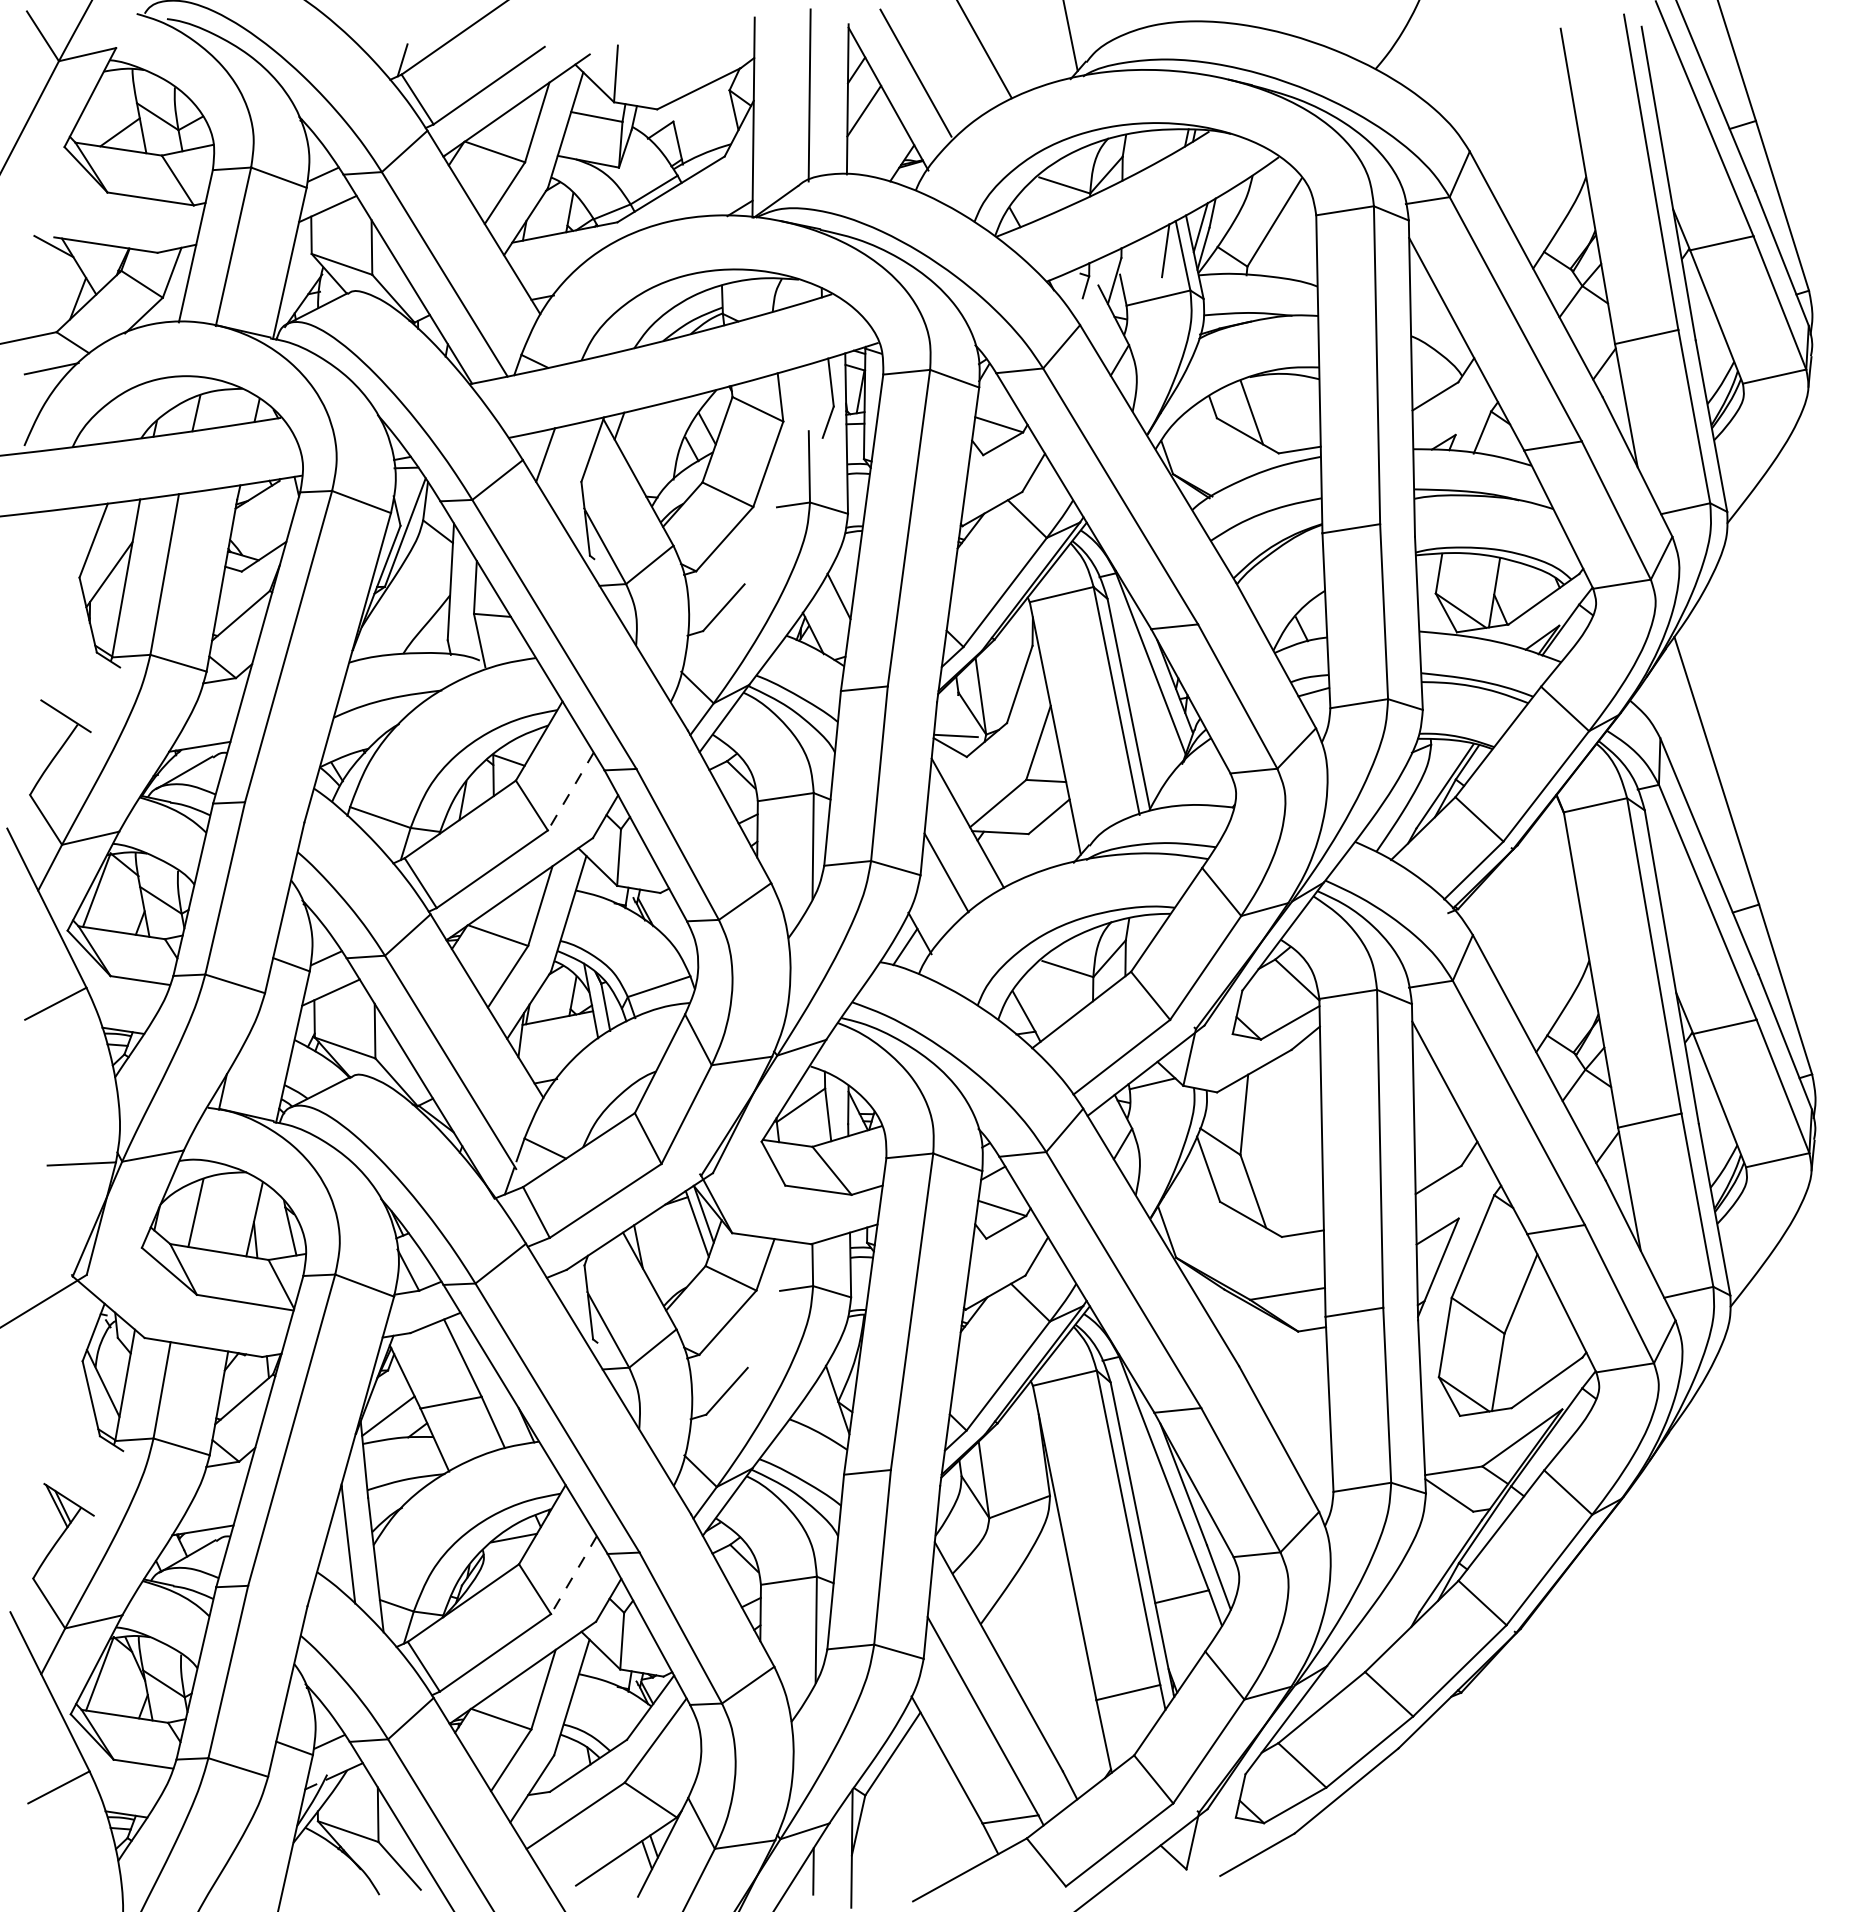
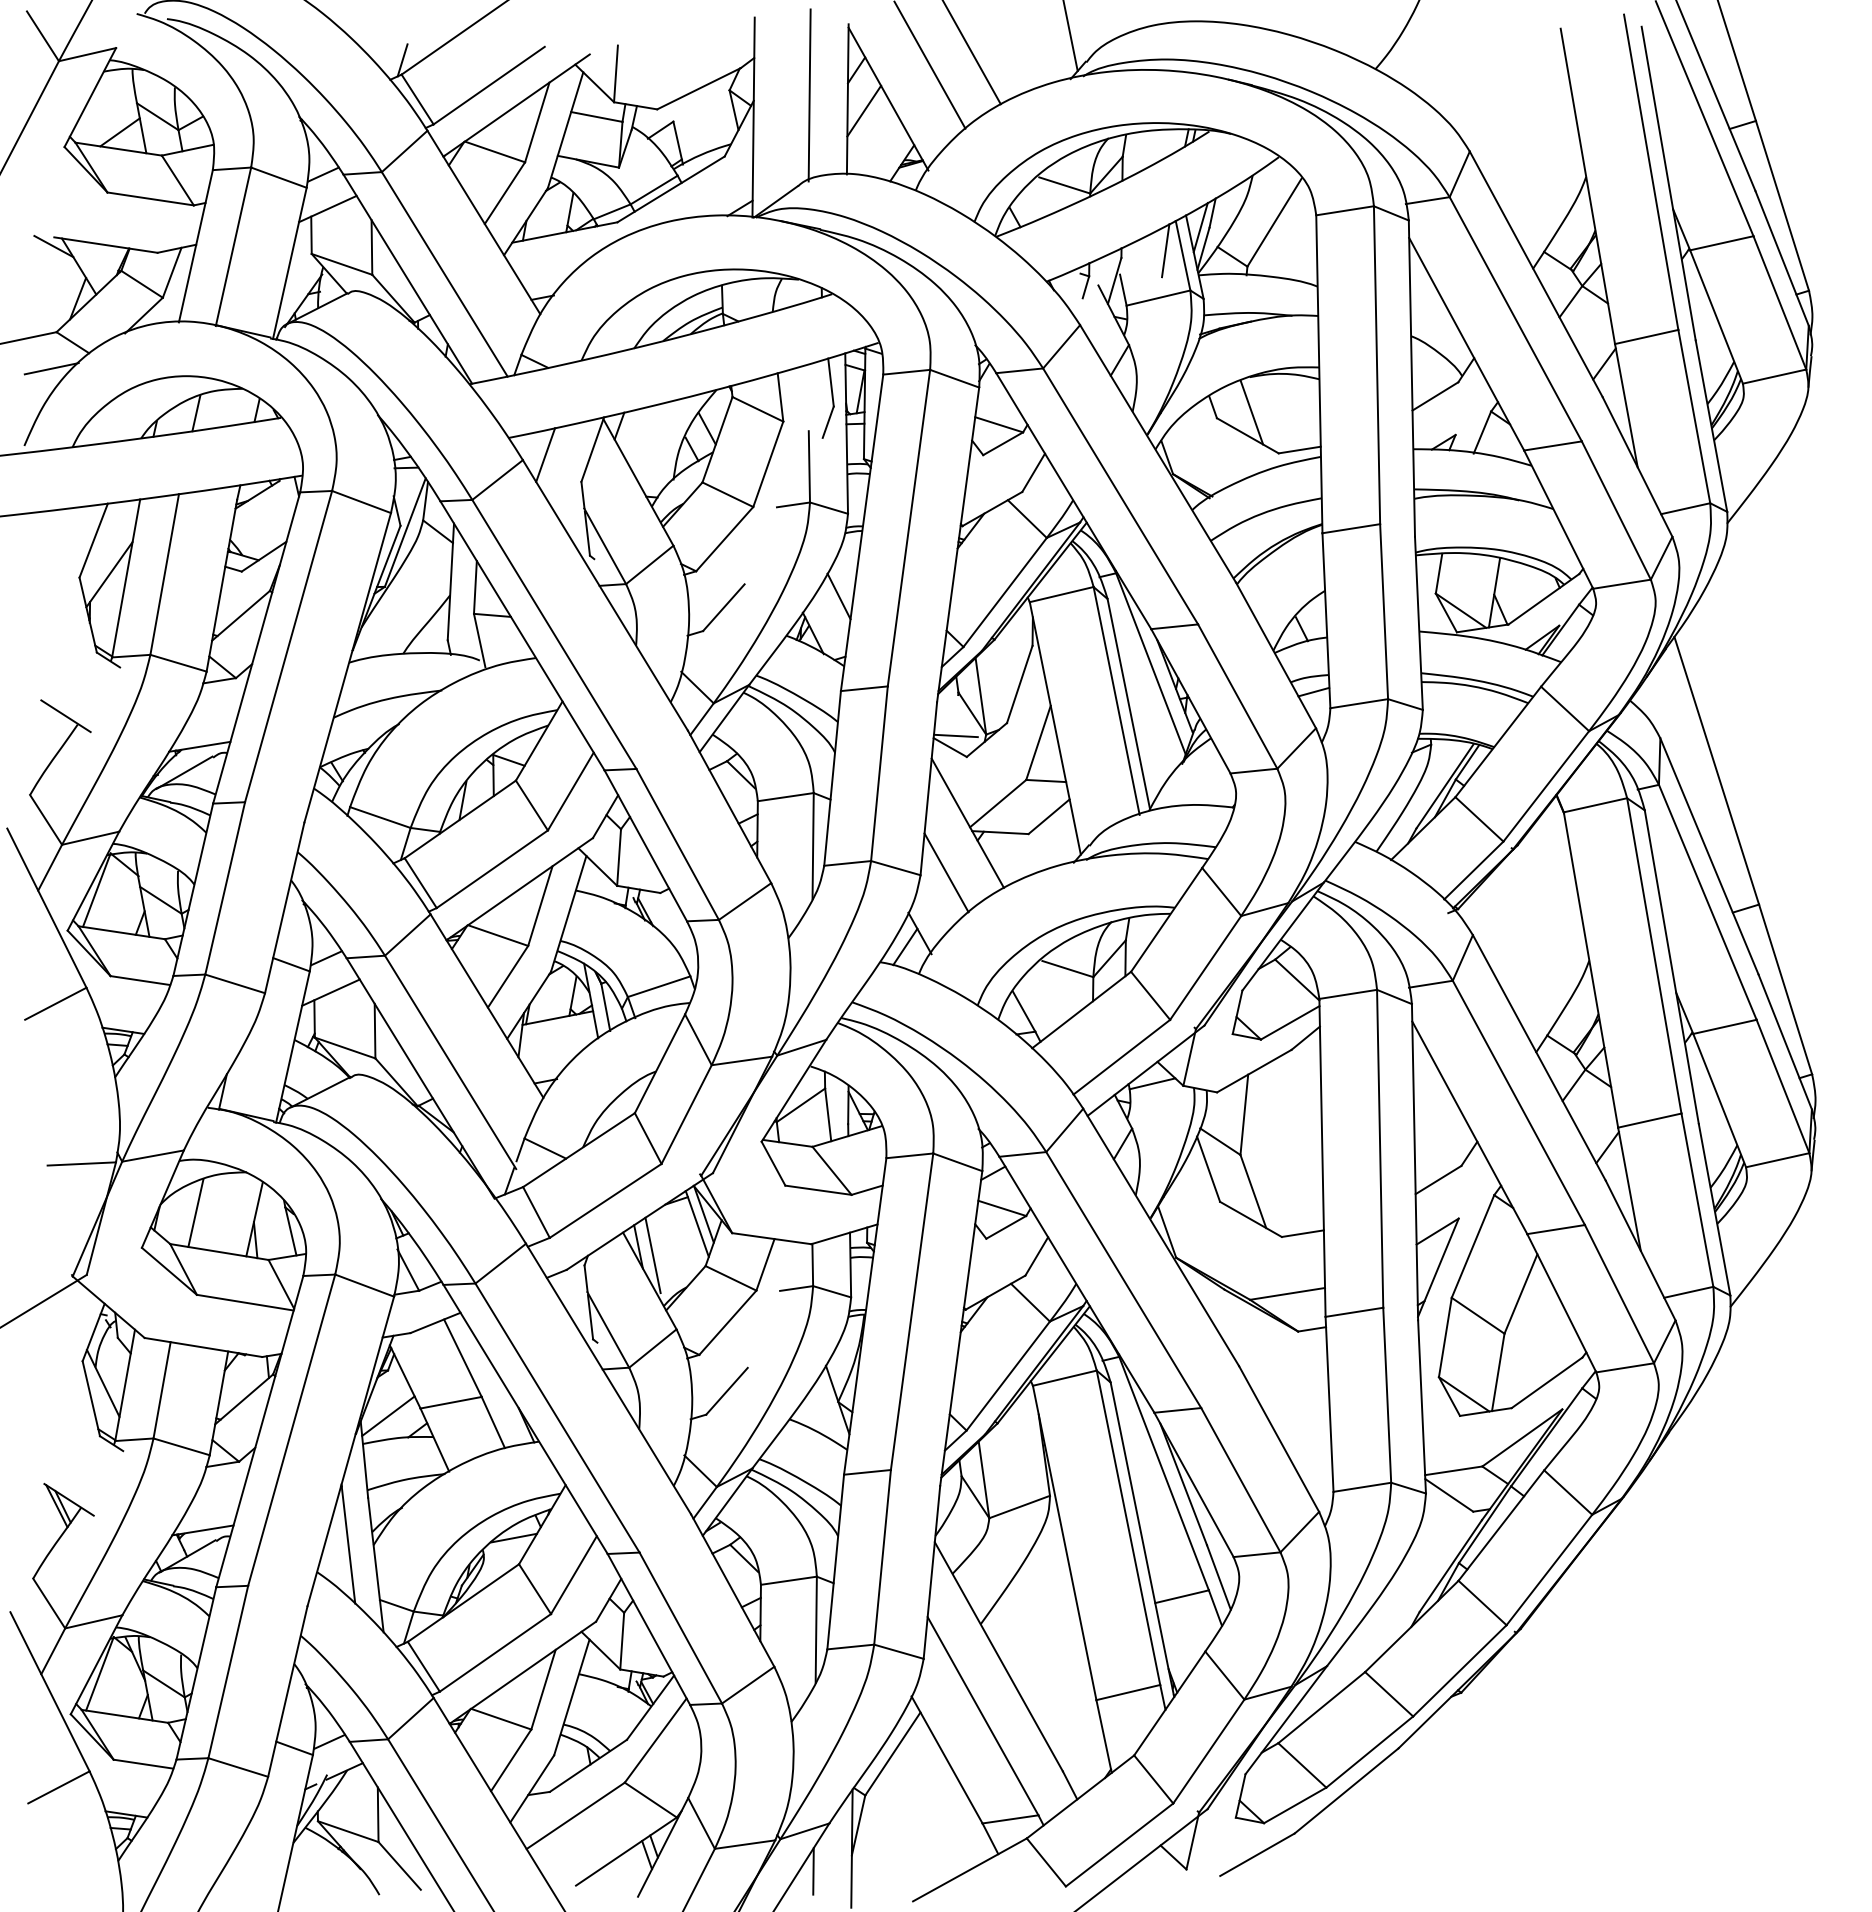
line position: (984, 50) -> (972, 53) (972, 53)
line position: (915, 72) -> (929, 65) (929, 65)
line: dashed -> solid (570, 791)
line: none -> present (652, 1255)
line: dashed -> solid (573, 1575)
